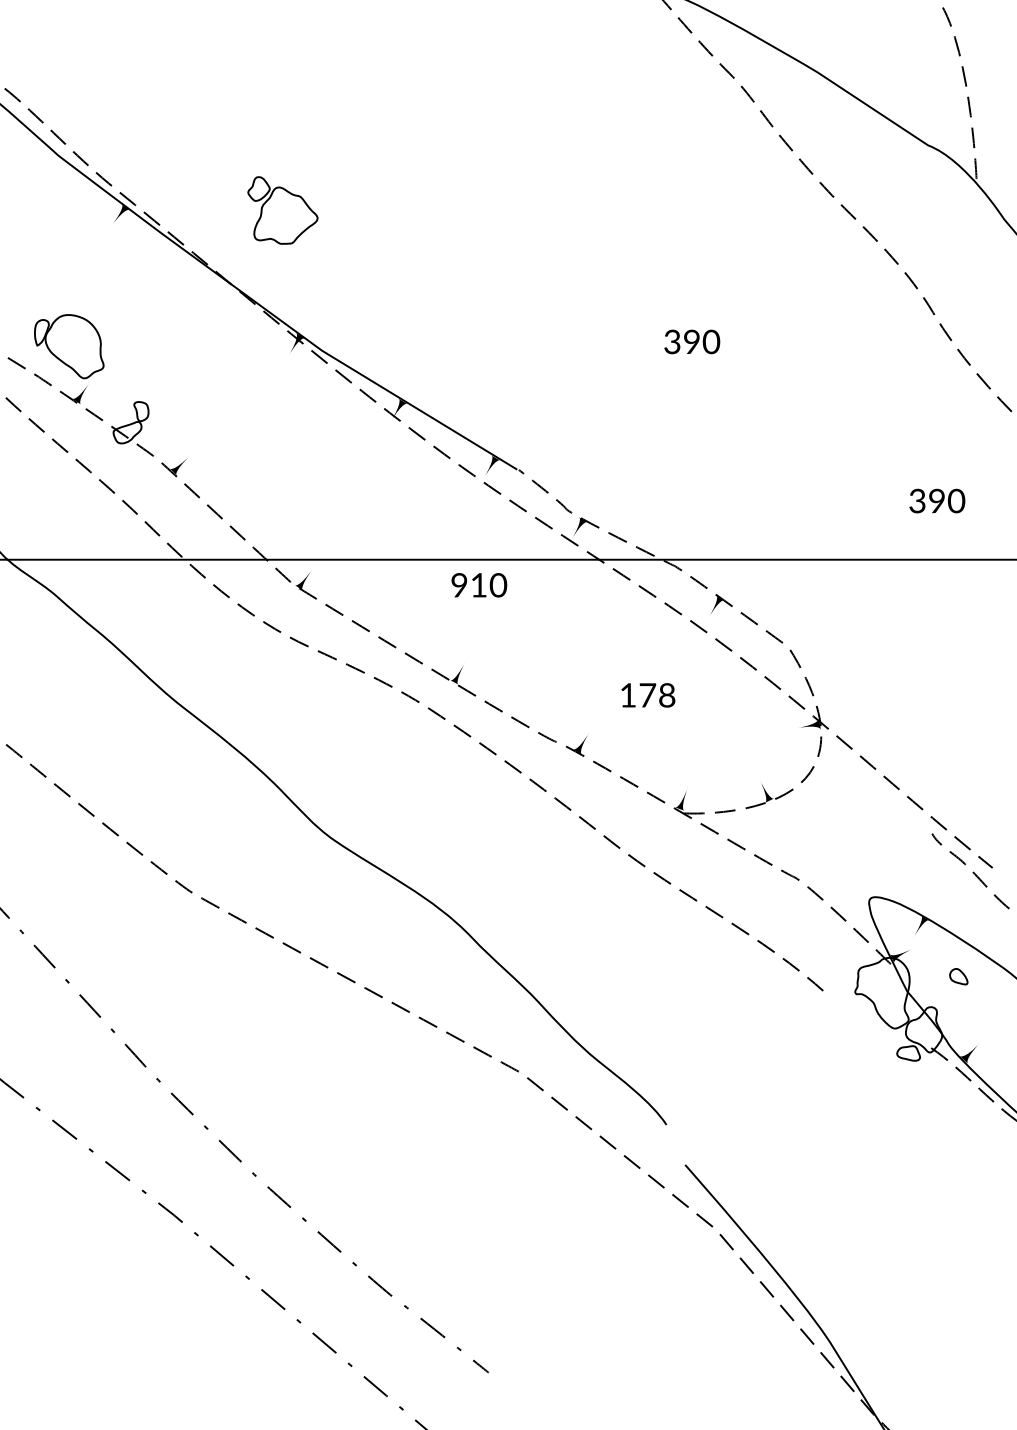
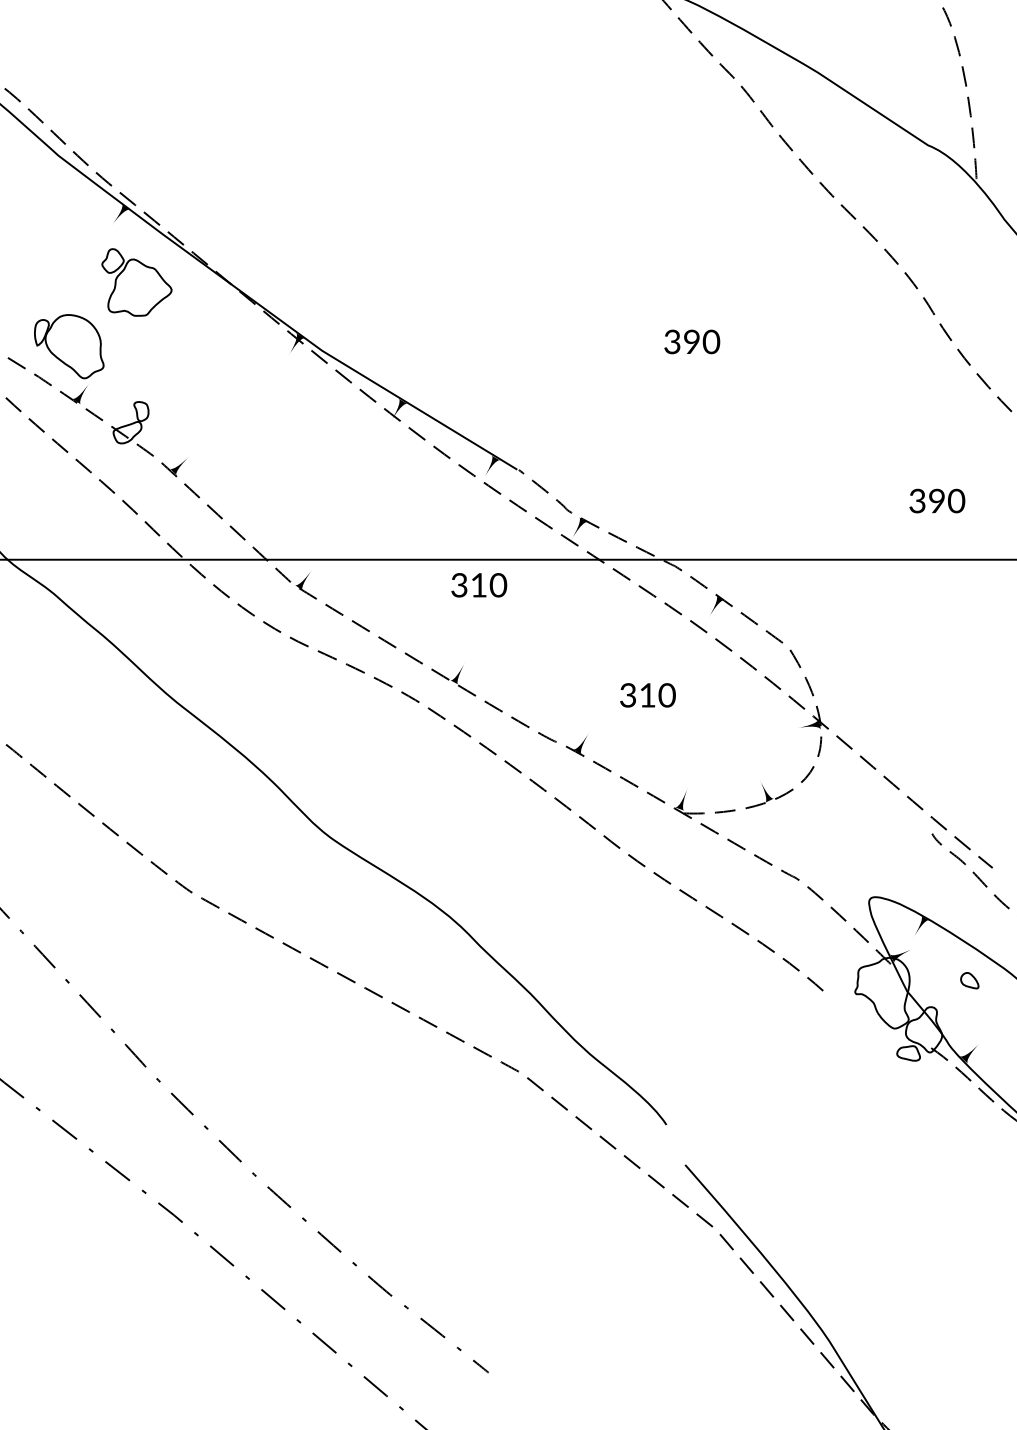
part position: (282, 210) -> (136, 282) (136, 282)
text: 910 -> 310 (459, 585)
text: 178 -> 310 (647, 695)
part position: (958, 976) -> (969, 980) (969, 980)
